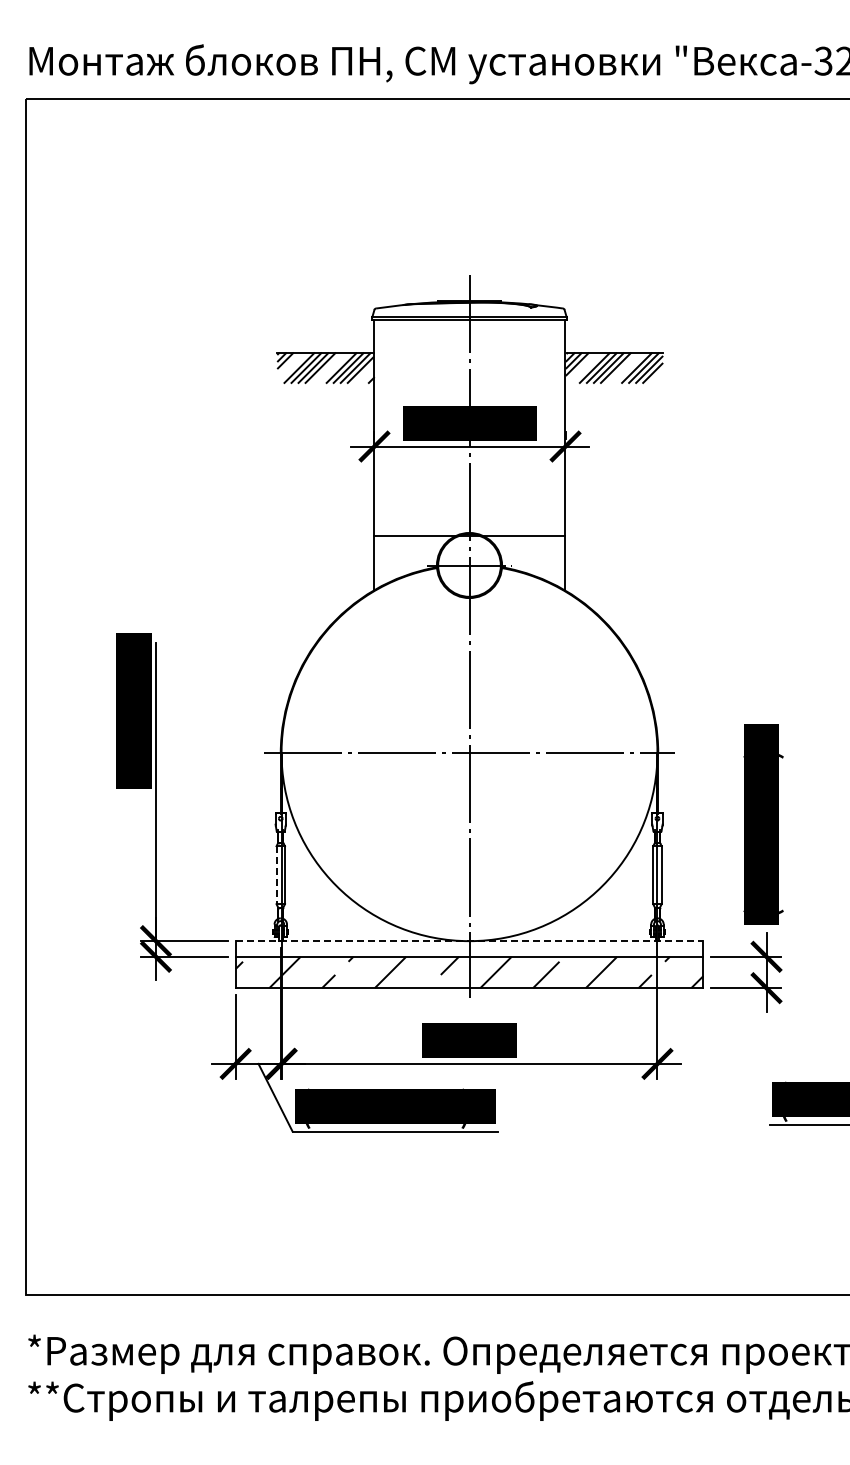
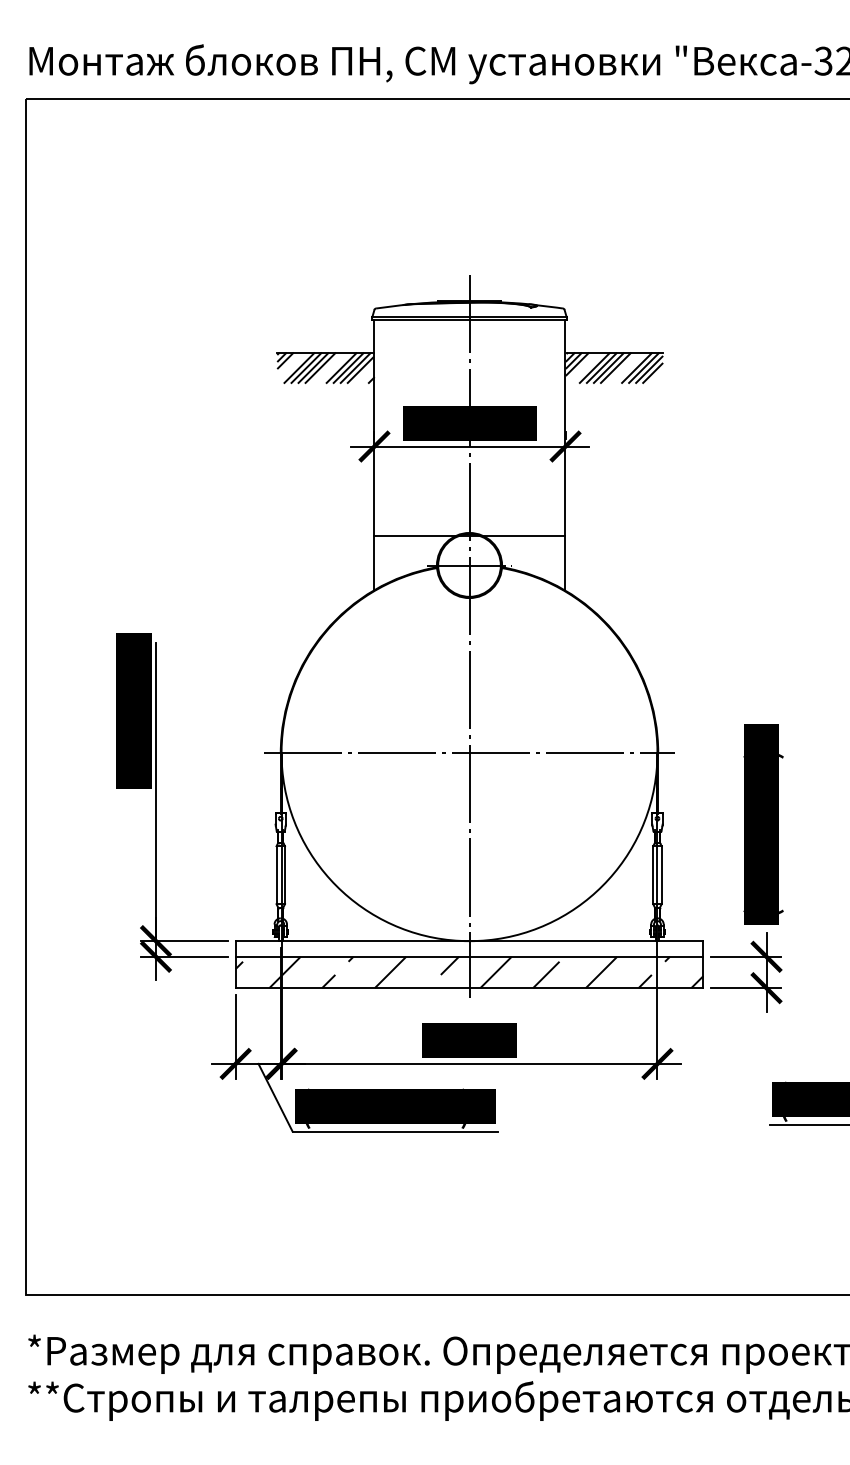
line: dashed -> solid (276, 875)
line: dashed -> solid (469, 941)
